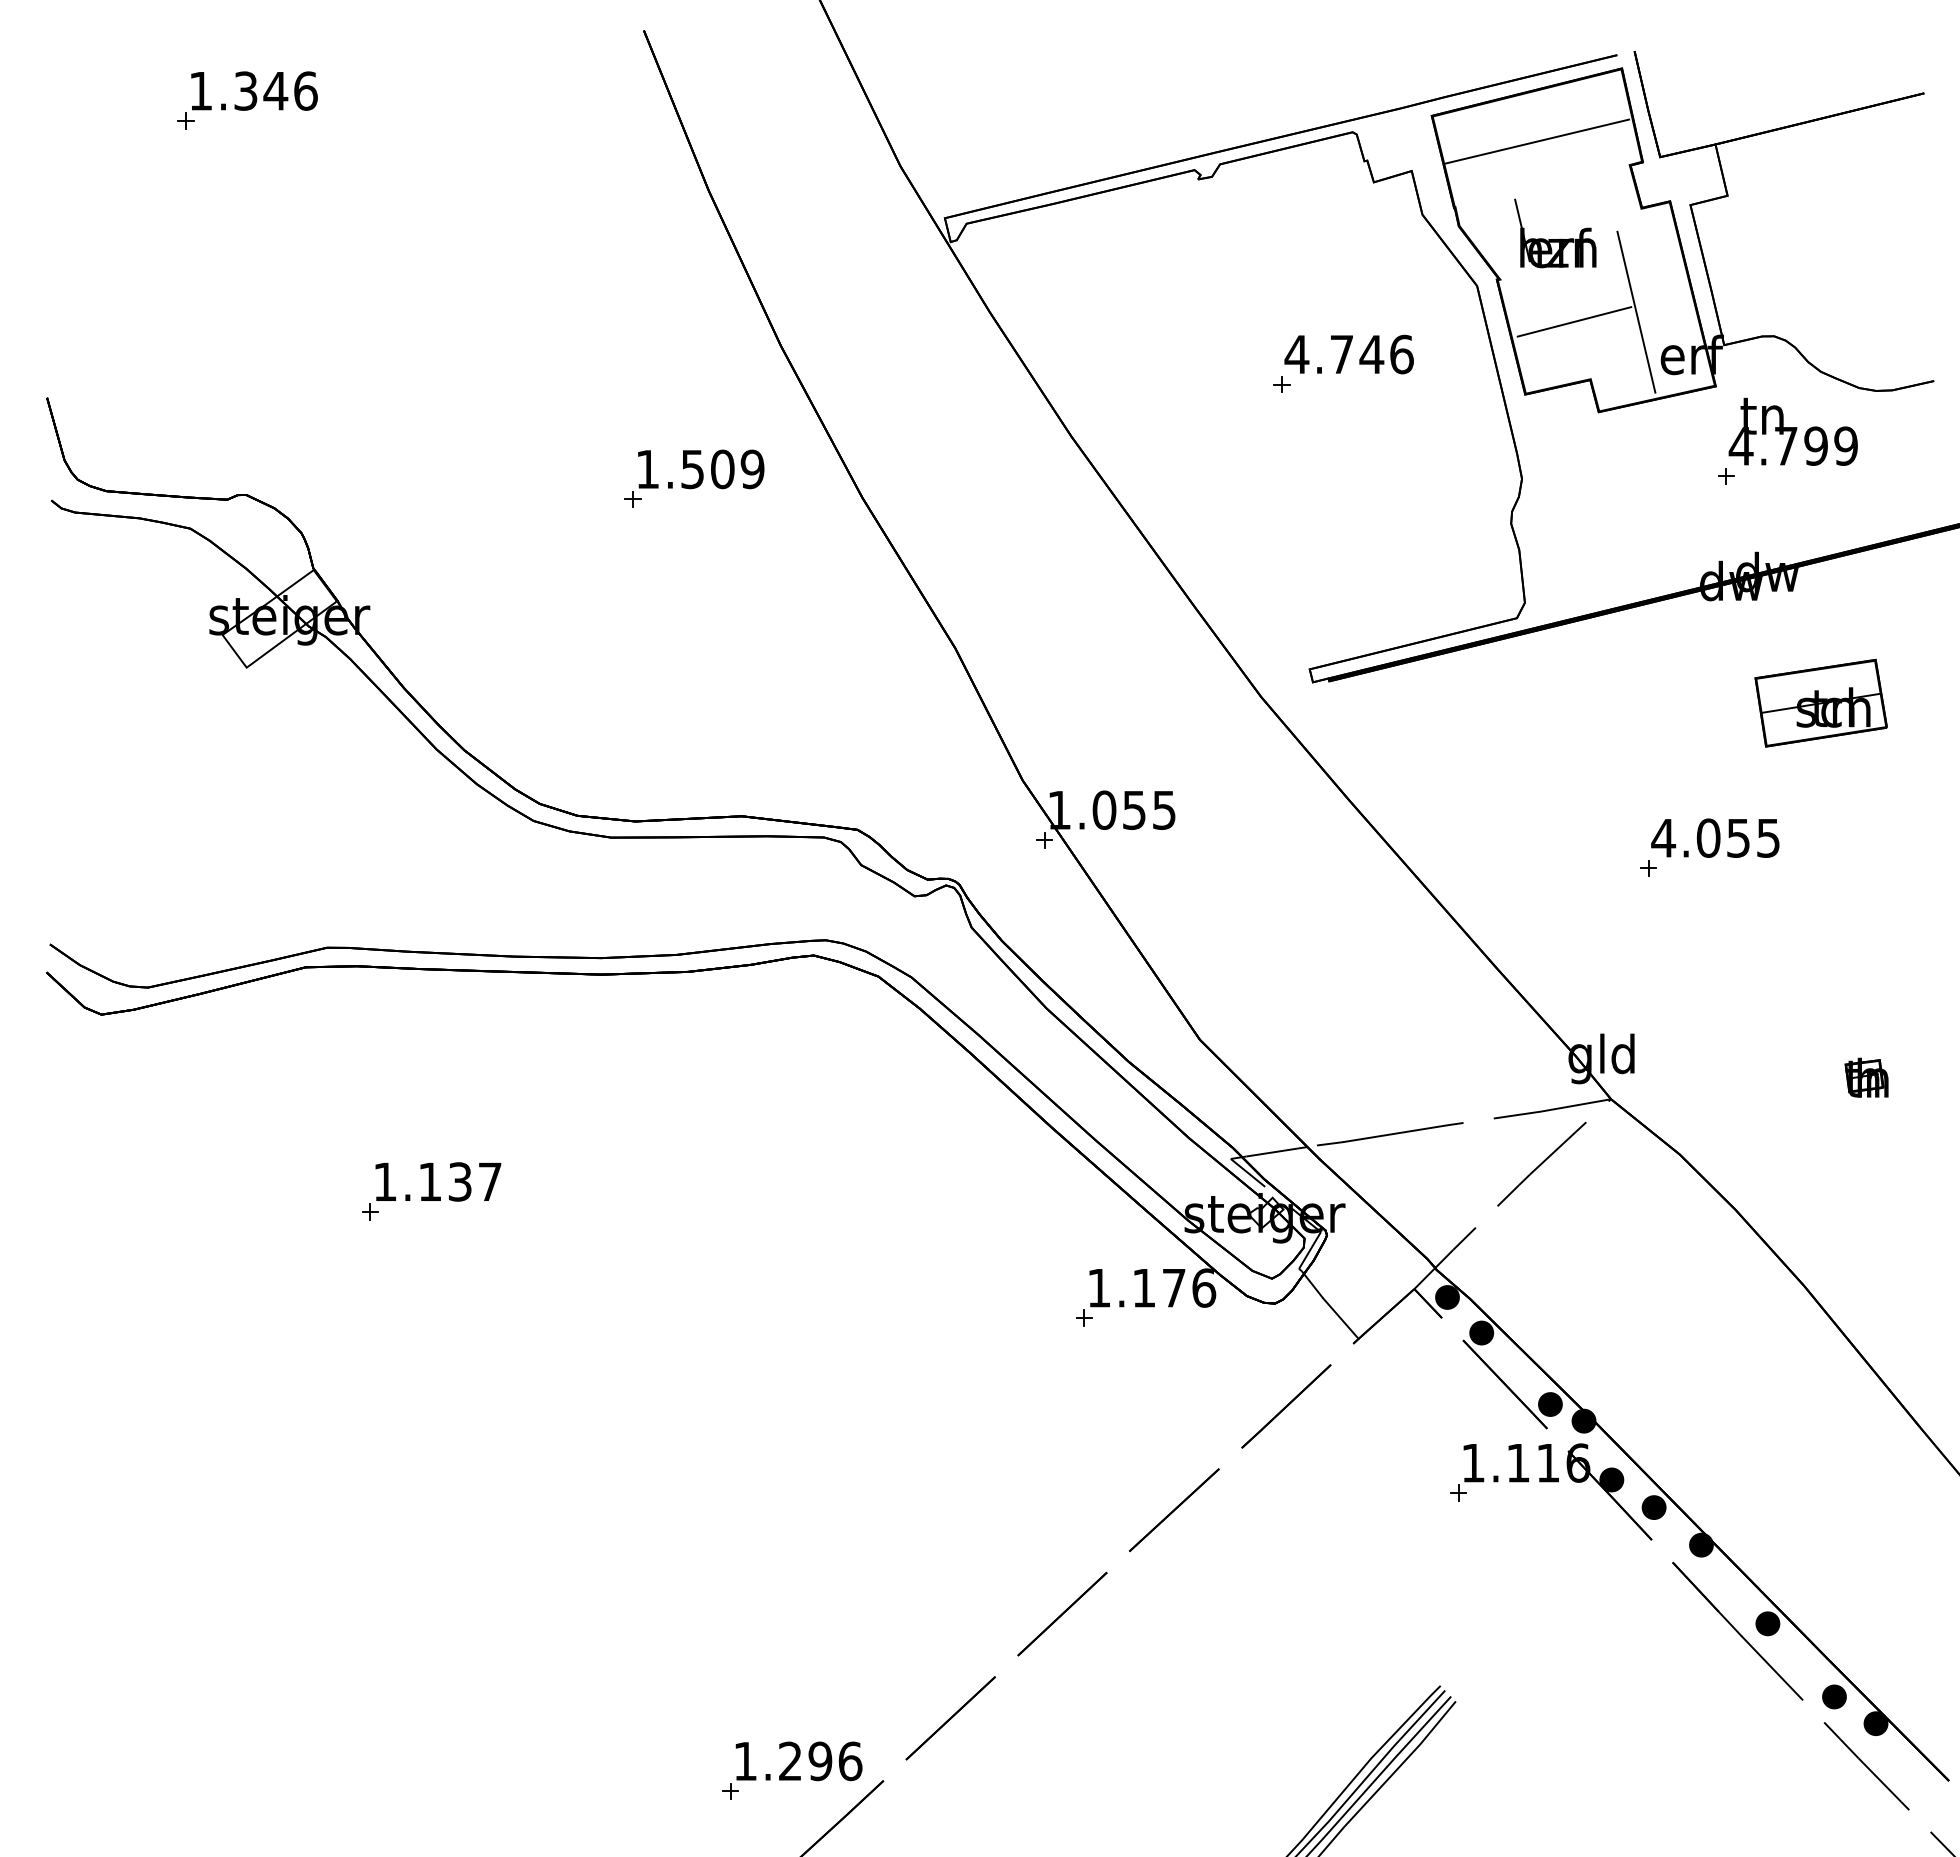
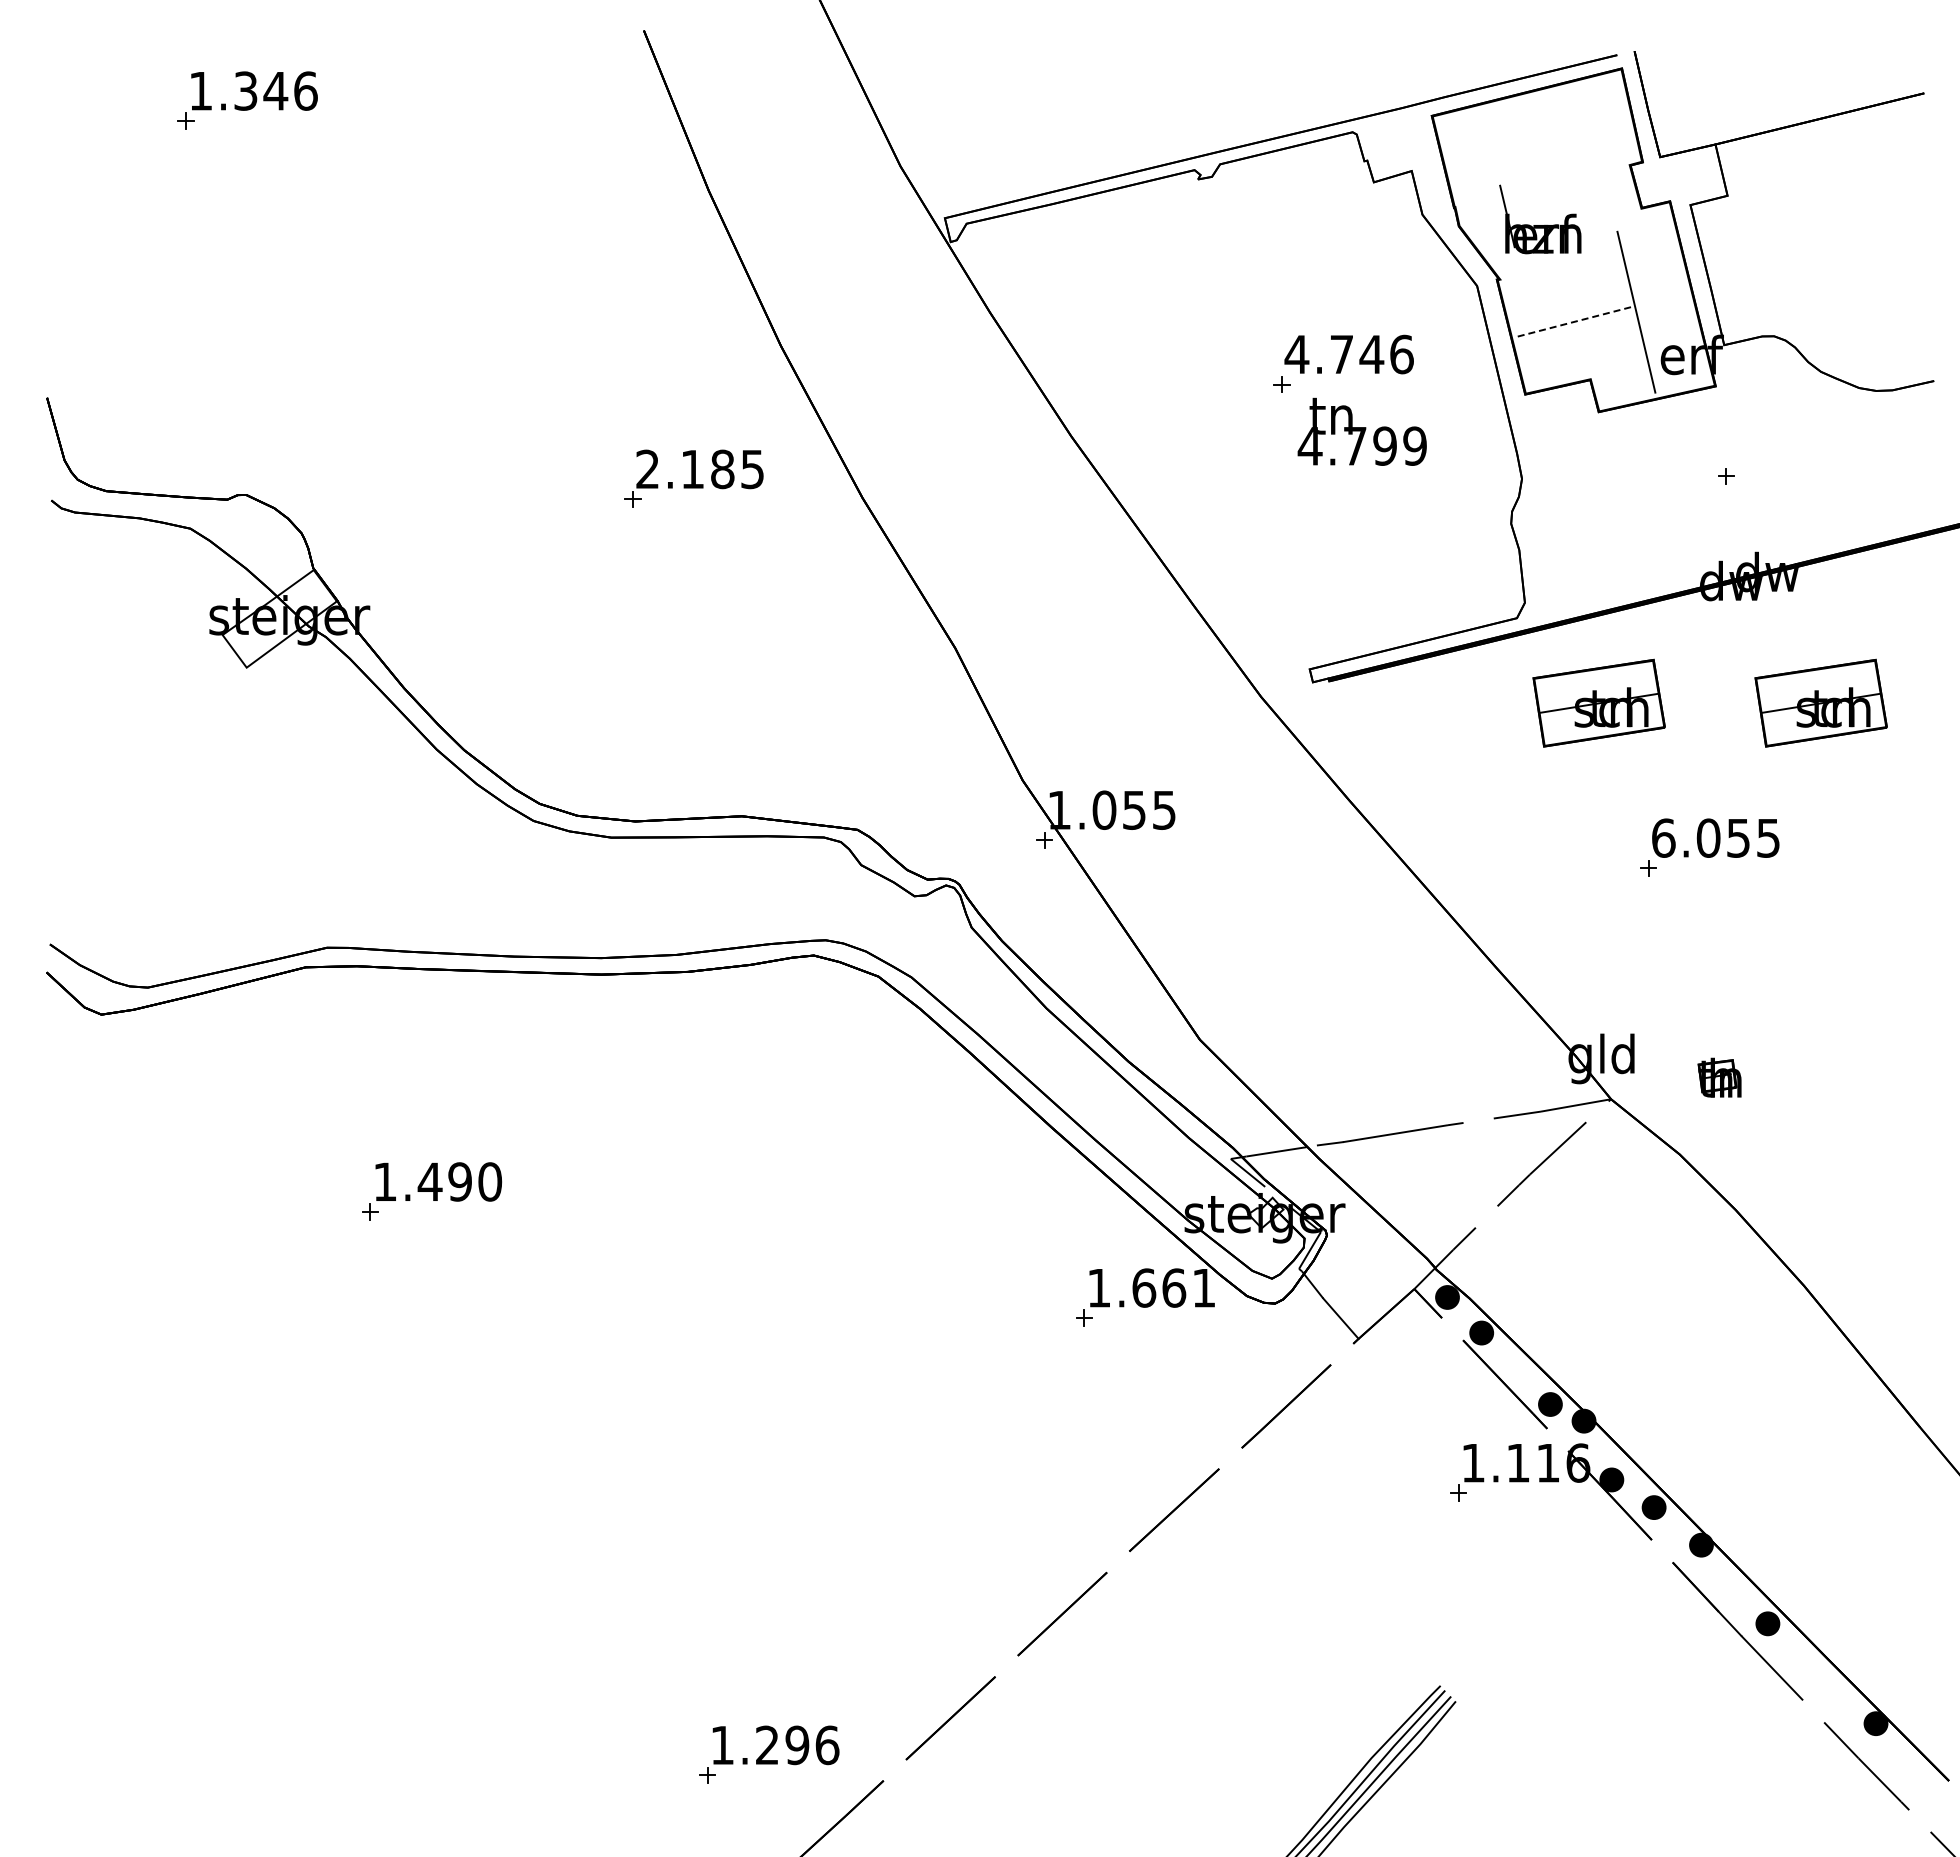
line: present -> none (1536, 141)
part position: (1555, 233) -> (1540, 219) (1540, 219)
line: solid -> dashed (1574, 321)
text position: (1792, 431) -> (1361, 431) (1361, 431)
text: 1.509 -> 2.185 (700, 469)
part: none -> present (1598, 702)
text: 4.055 -> 6.055 (1663, 837)
part position: (1866, 1077) -> (1719, 1077) (1719, 1077)
text: 1.137 -> 1.490 (459, 1181)
text: 1.176 -> 1.661 (1174, 1287)
part: present -> none (1834, 1696)
part position: (792, 1770) -> (769, 1754) (769, 1754)
